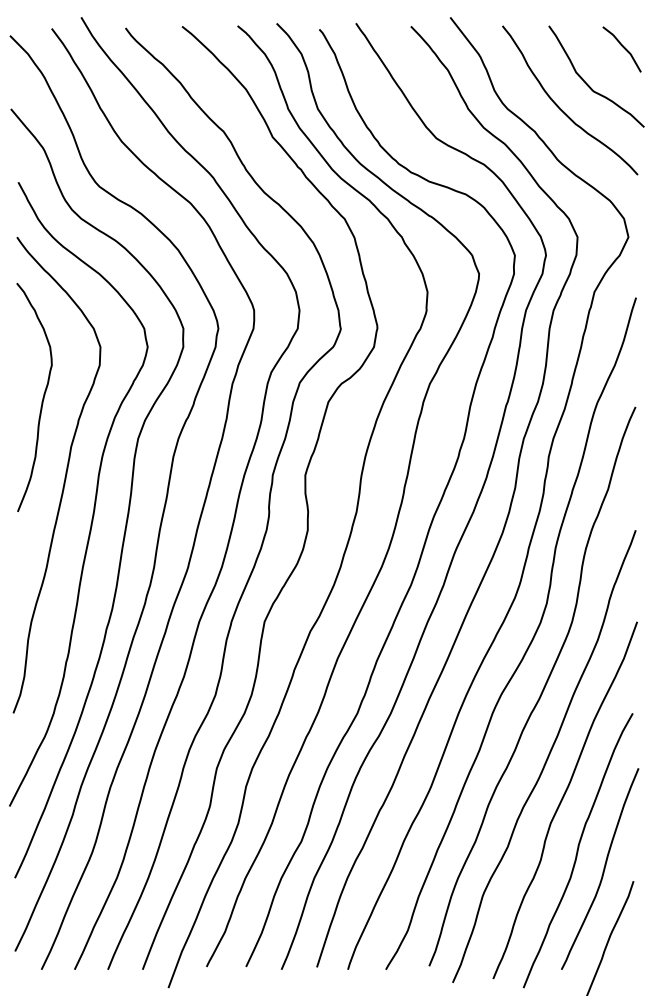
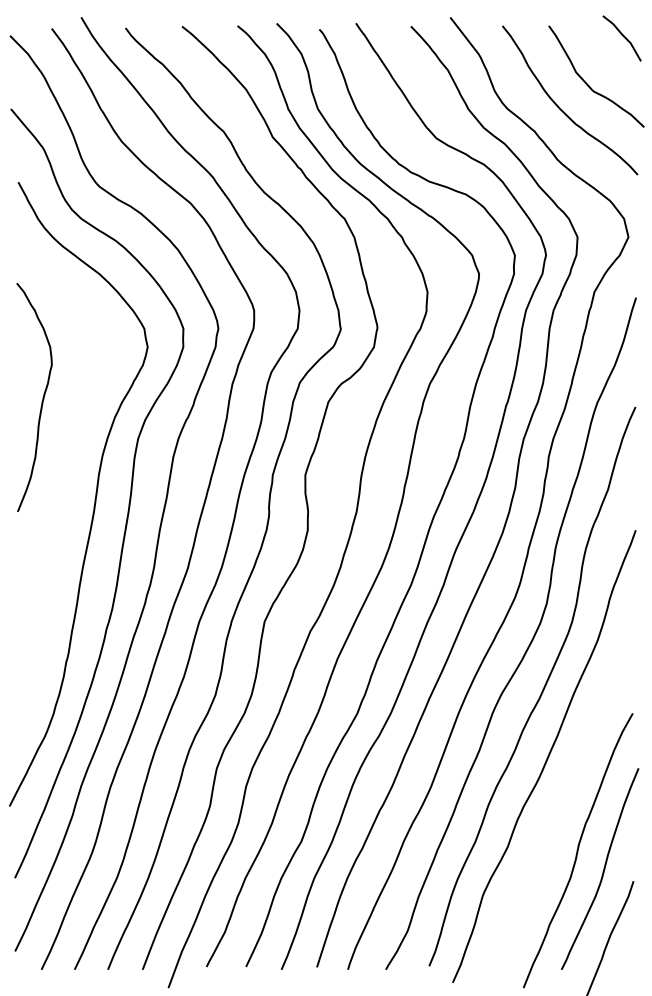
curve position: (622, 47) -> (622, 36) (622, 36)
curve: present -> none (64, 477)
curve: present -> none (563, 799)
